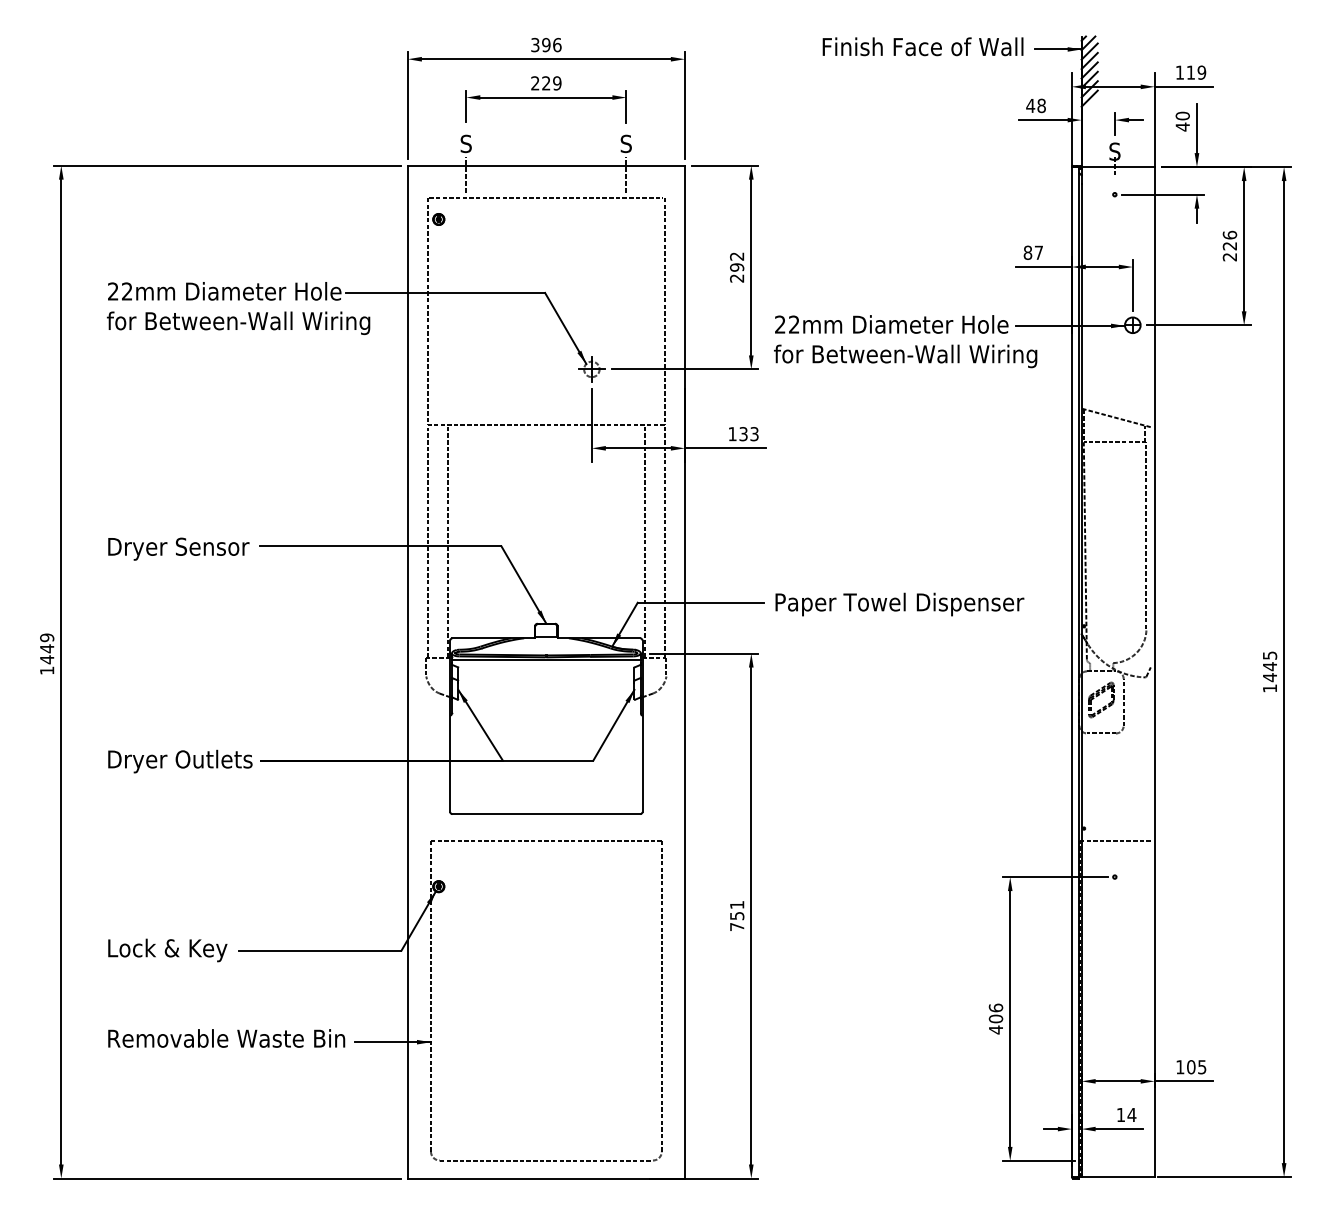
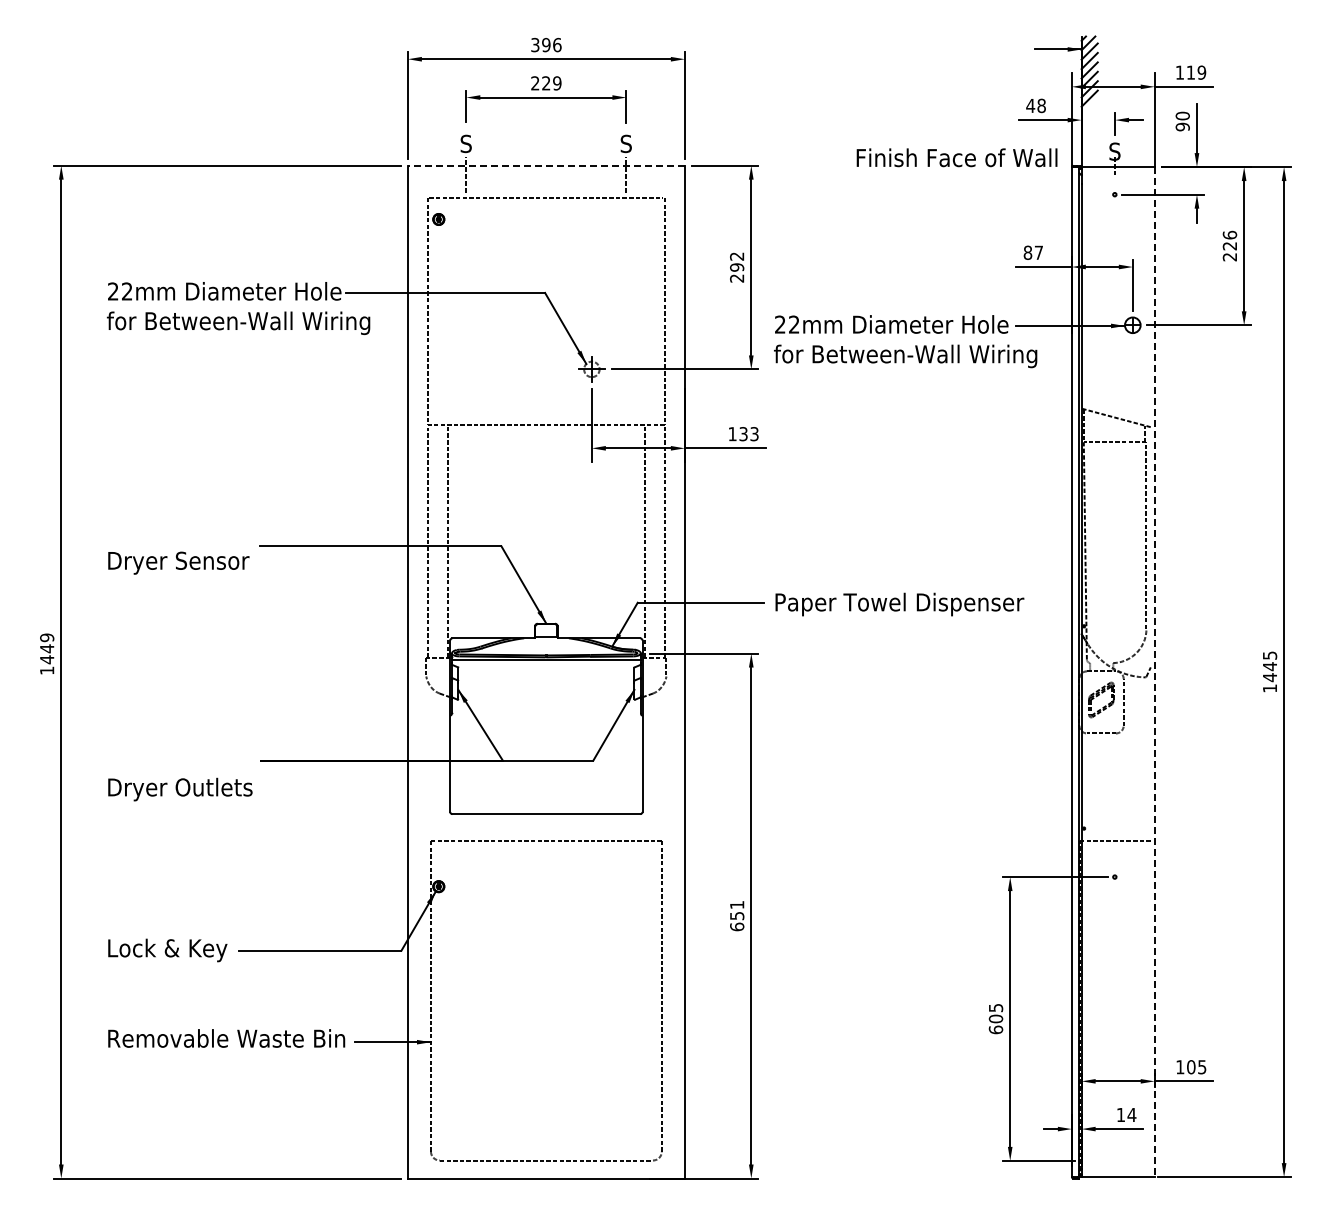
text position: (922, 46) -> (956, 157) (956, 157)
text: 40 -> 90 (1182, 126)
line: solid -> dashed (545, 165)
text position: (178, 548) -> (178, 562) (178, 562)
line: solid -> dashed (1154, 672)
text position: (180, 761) -> (180, 789) (180, 789)
text: 751 -> 651 (737, 926)
text: 406 -> 605 (995, 1018)
